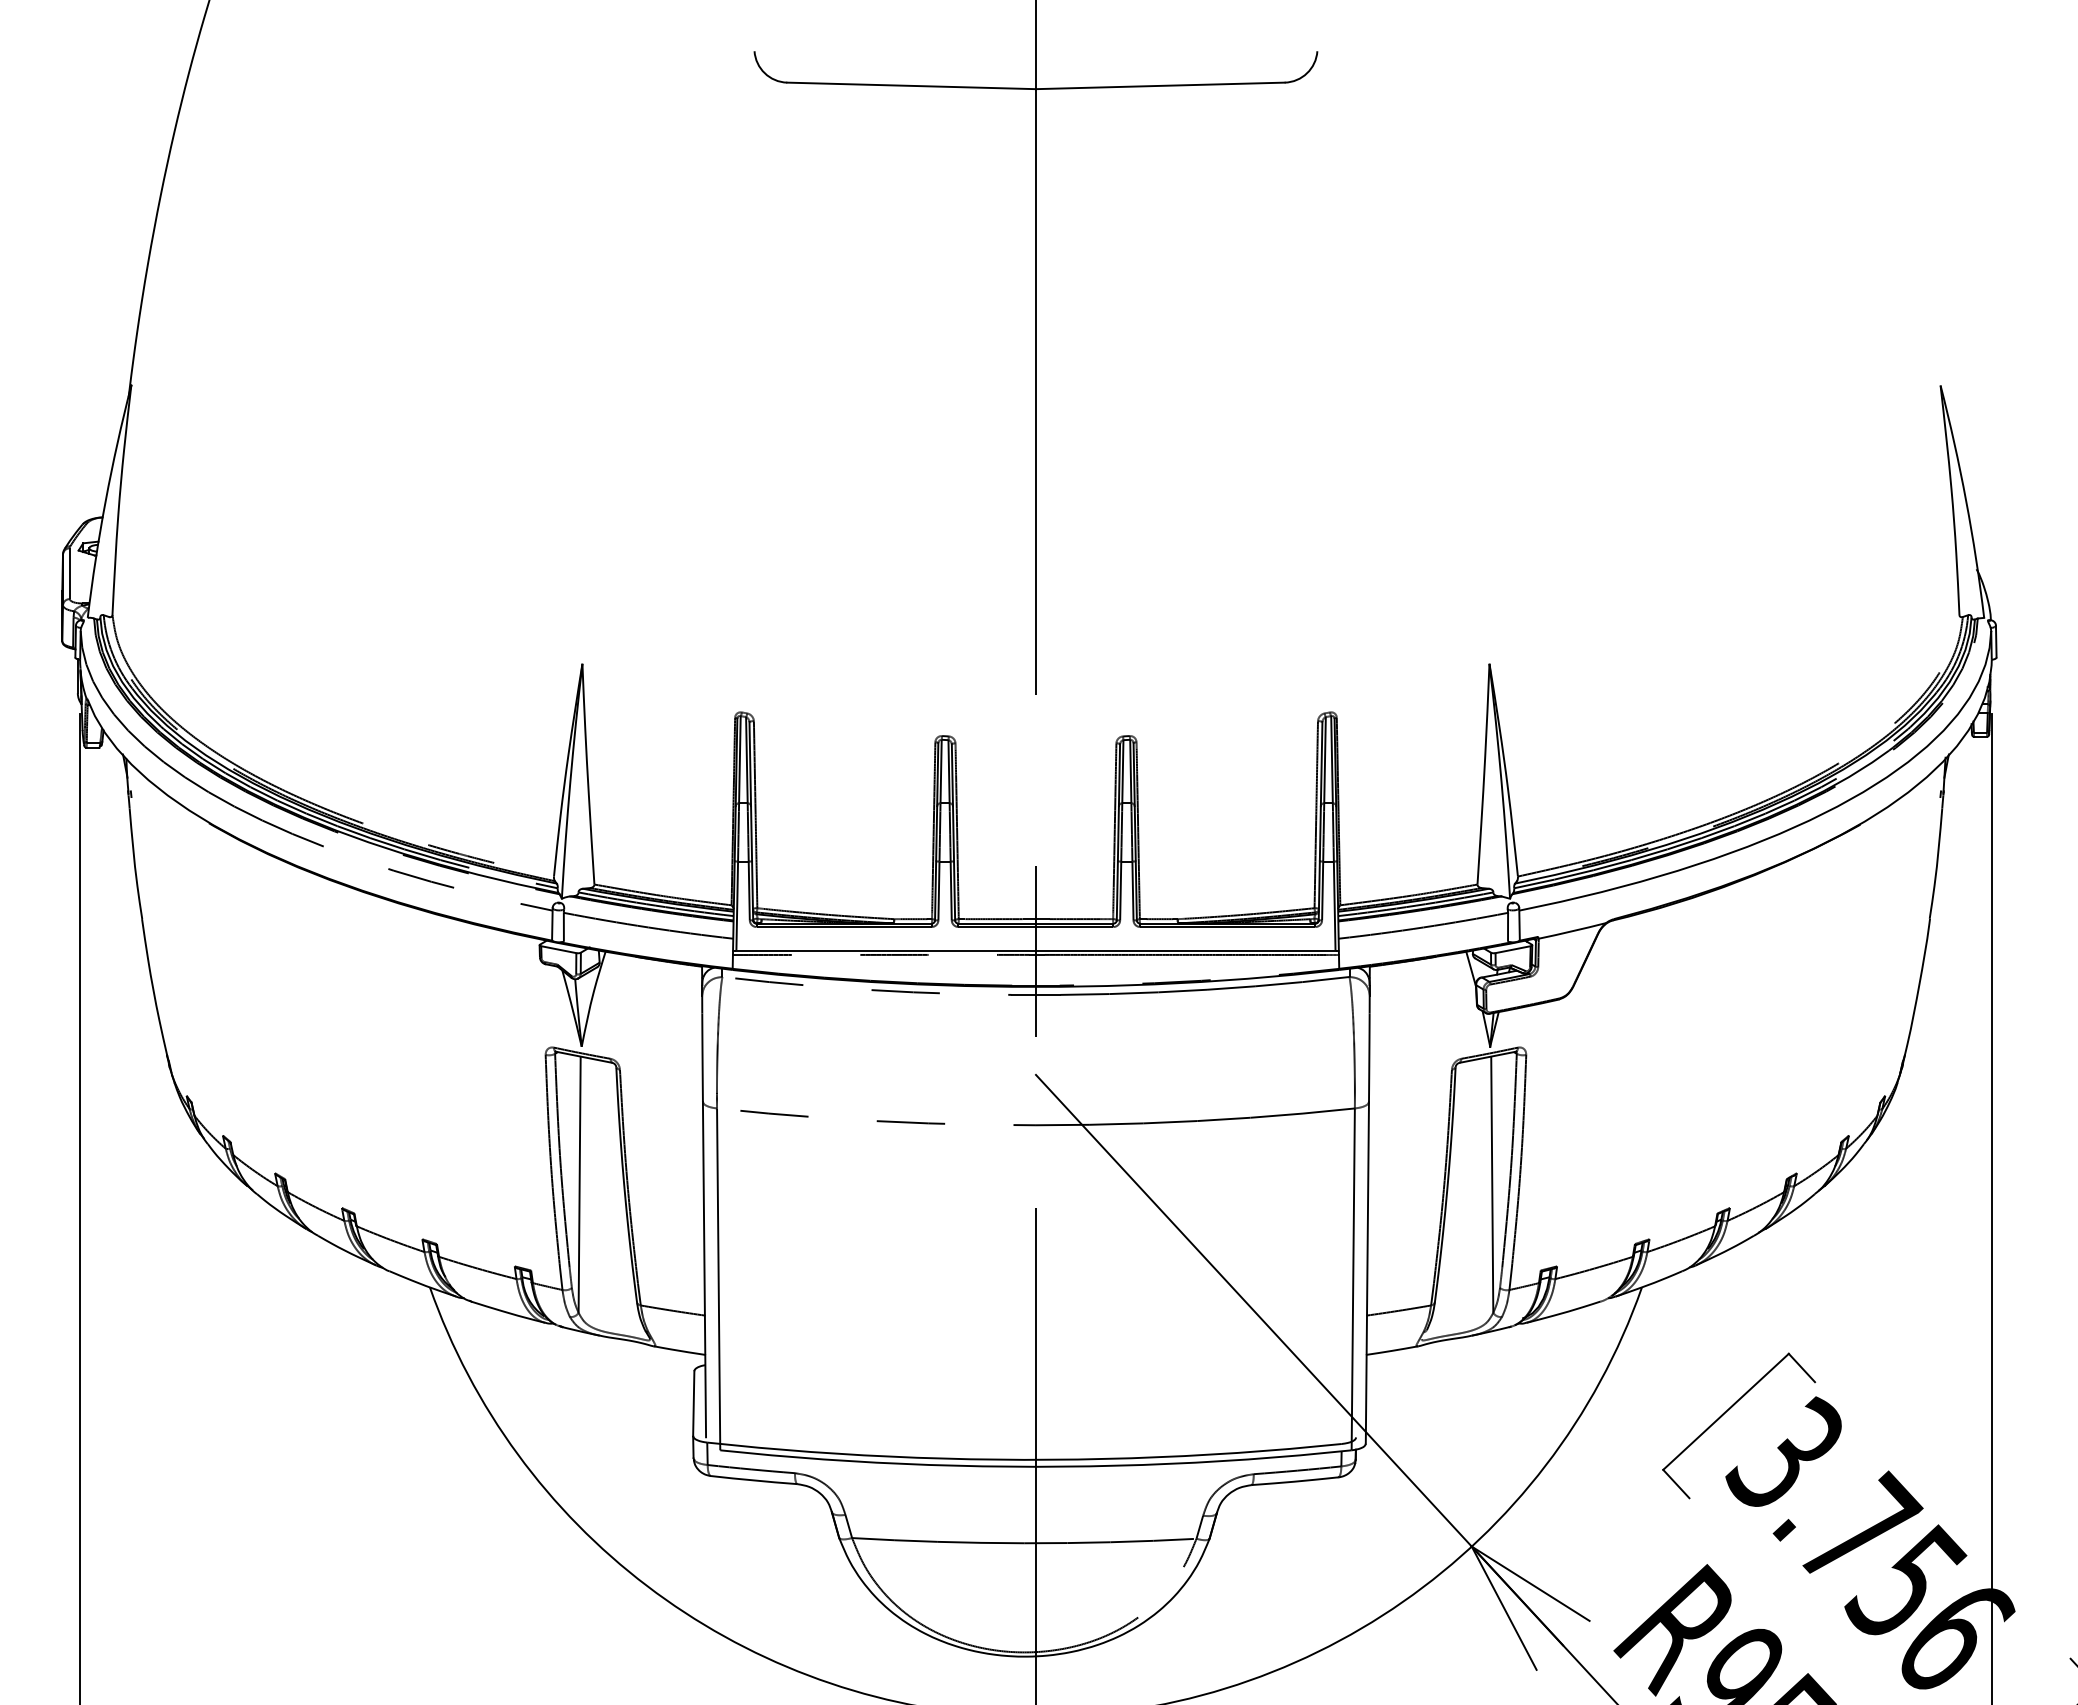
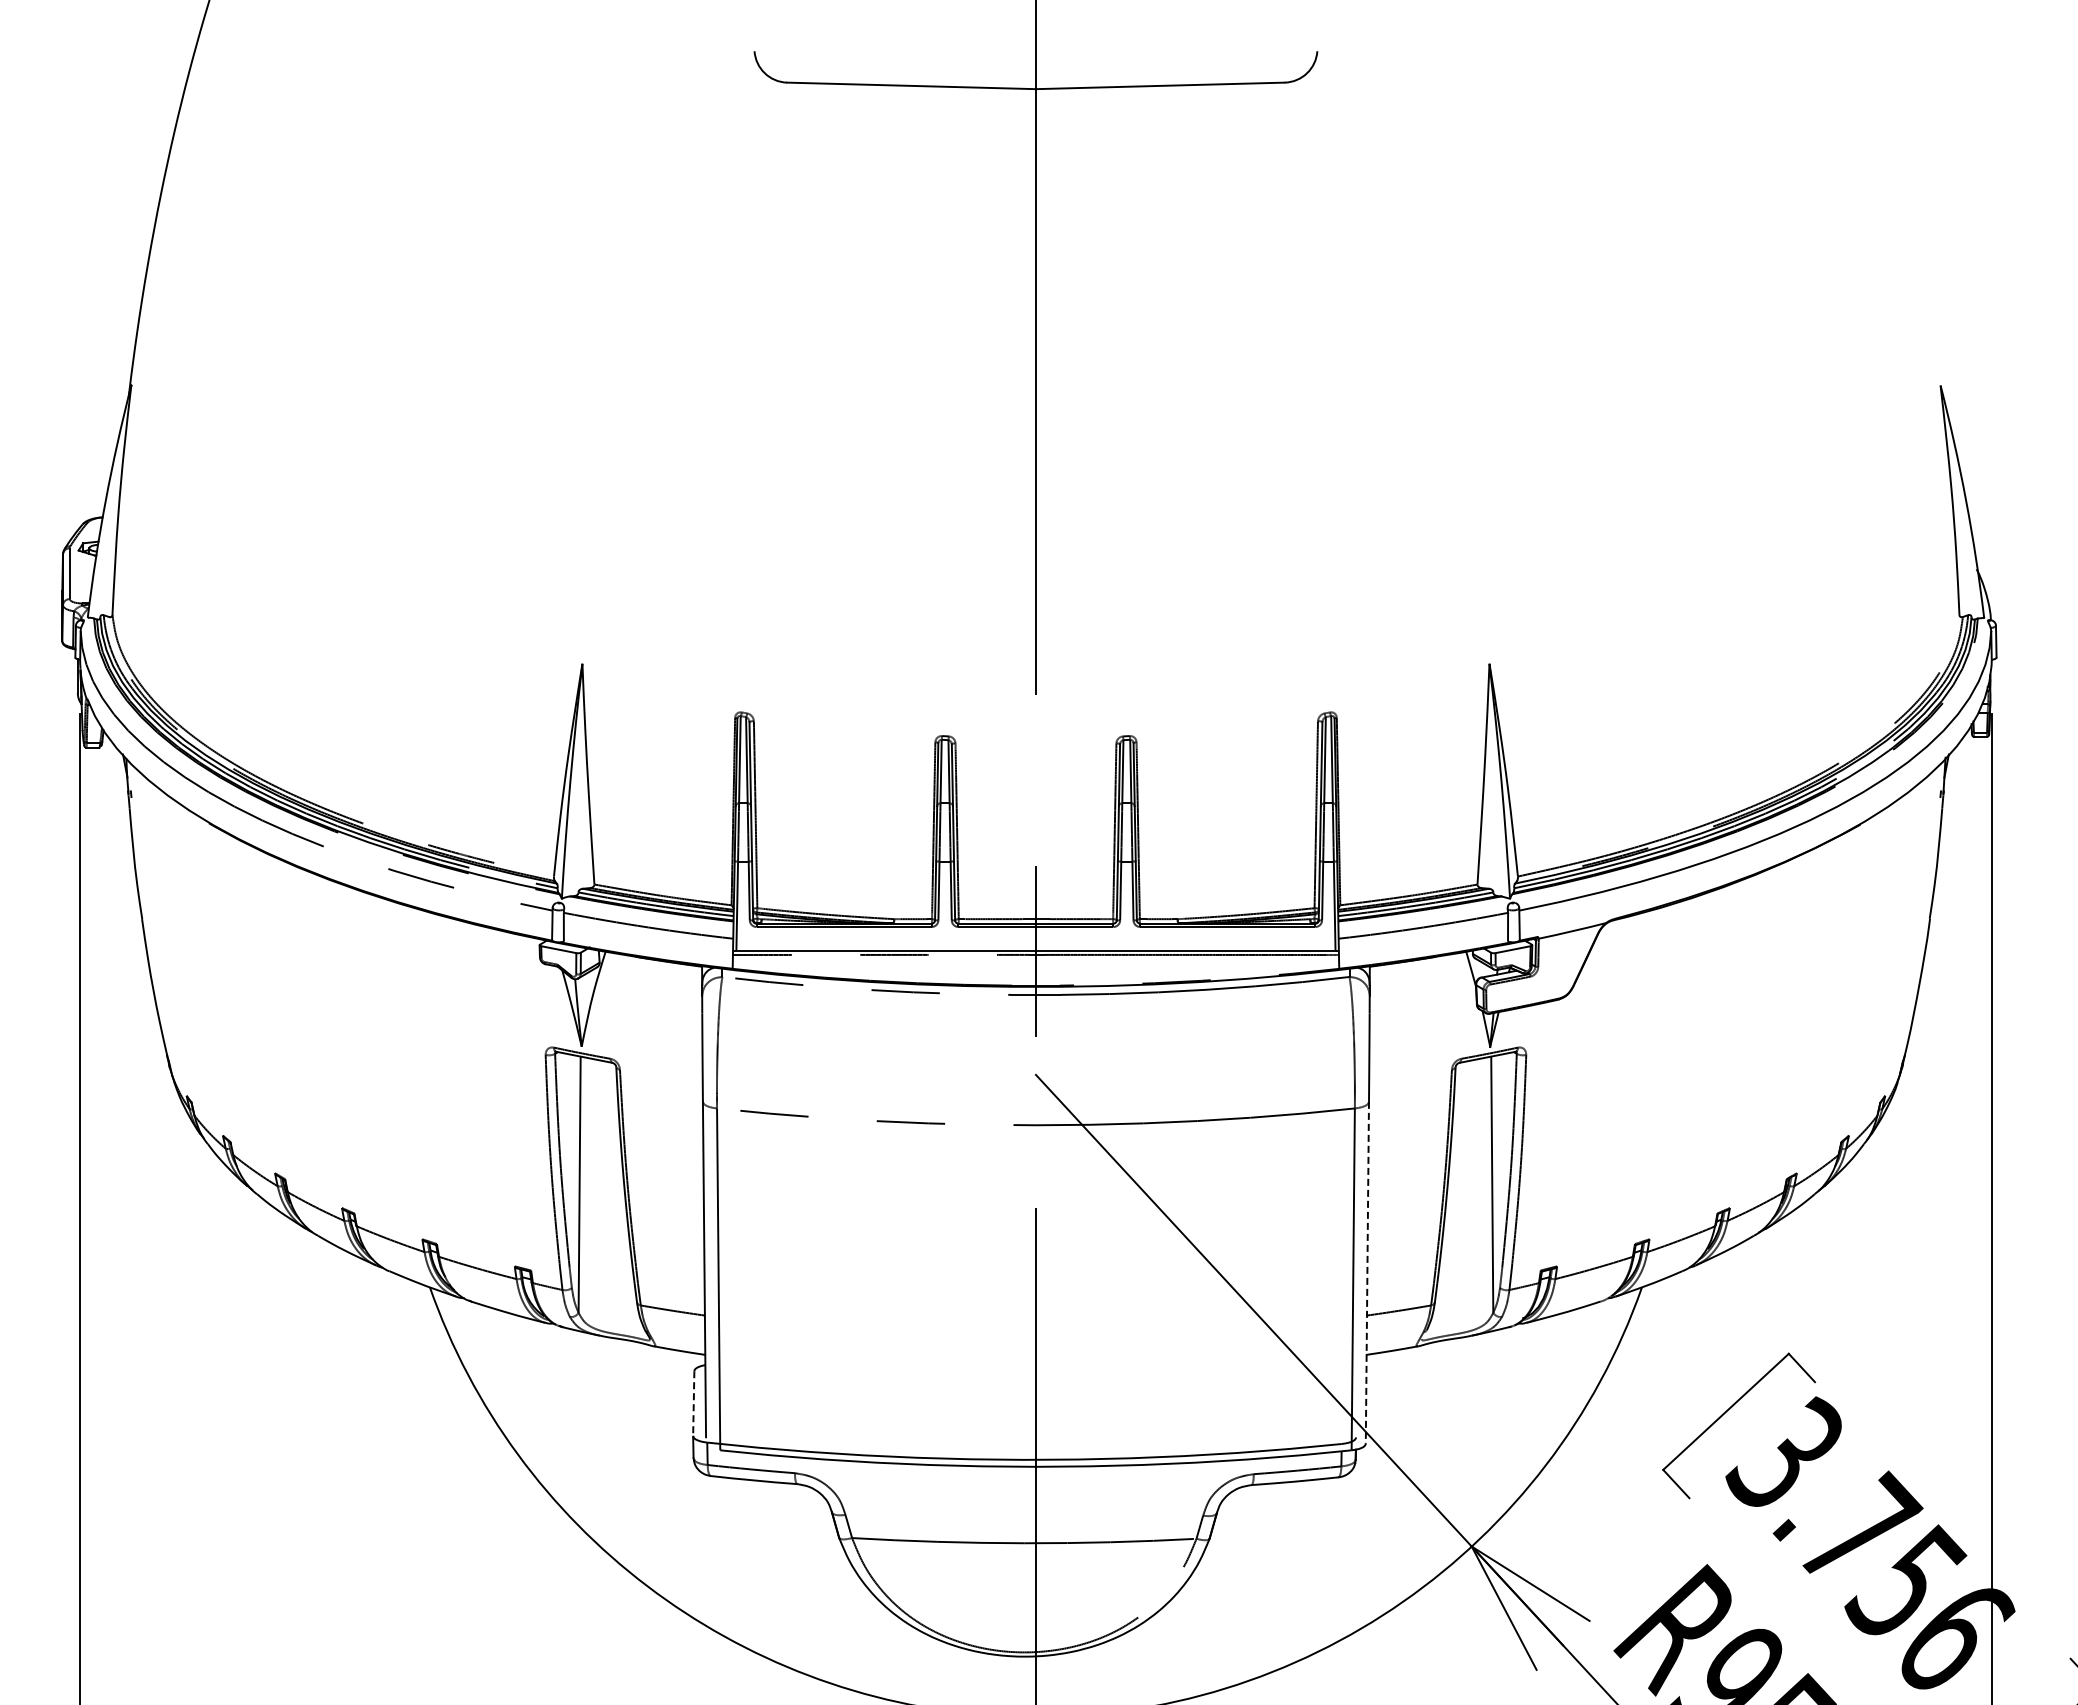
line: solid -> dashed (1367, 1272)
line: solid -> dashed (693, 1404)
